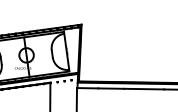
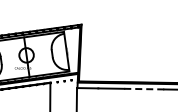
line: solid -> dashed (144, 89)
